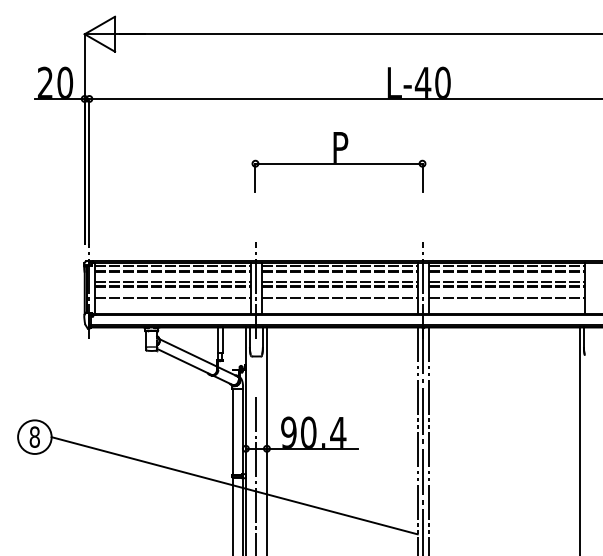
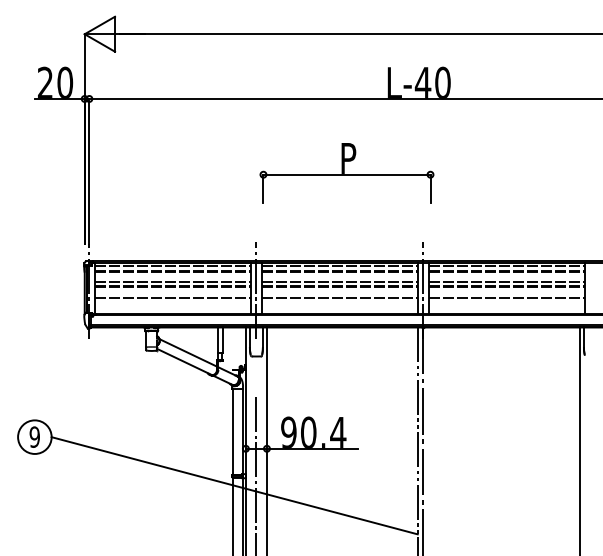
part position: (338, 162) -> (346, 173) (346, 173)
text: 8 -> 9 (34, 436)
line: present -> none (429, 439)
